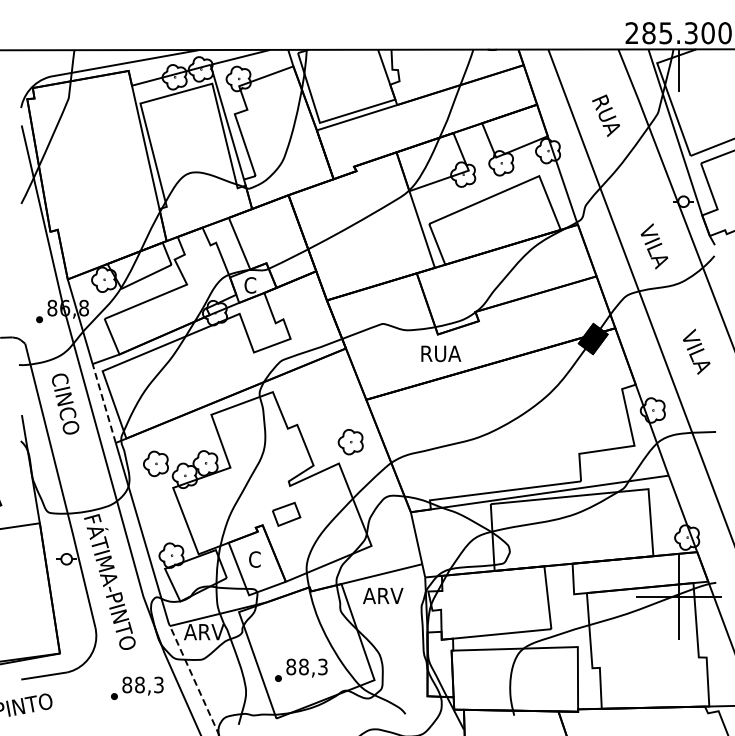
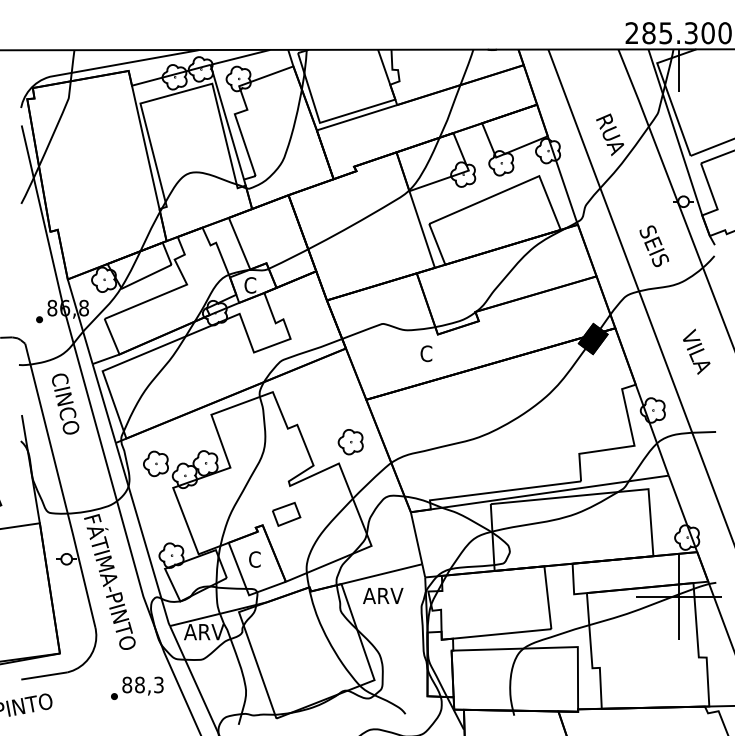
text position: (606, 115) -> (610, 134) (610, 134)
text: VILA -> SEIS (654, 246)
text: RUA -> C (440, 353)
line: dashed -> solid (104, 403)
part: present -> none (301, 669)
line: dashed -> solid (194, 680)
